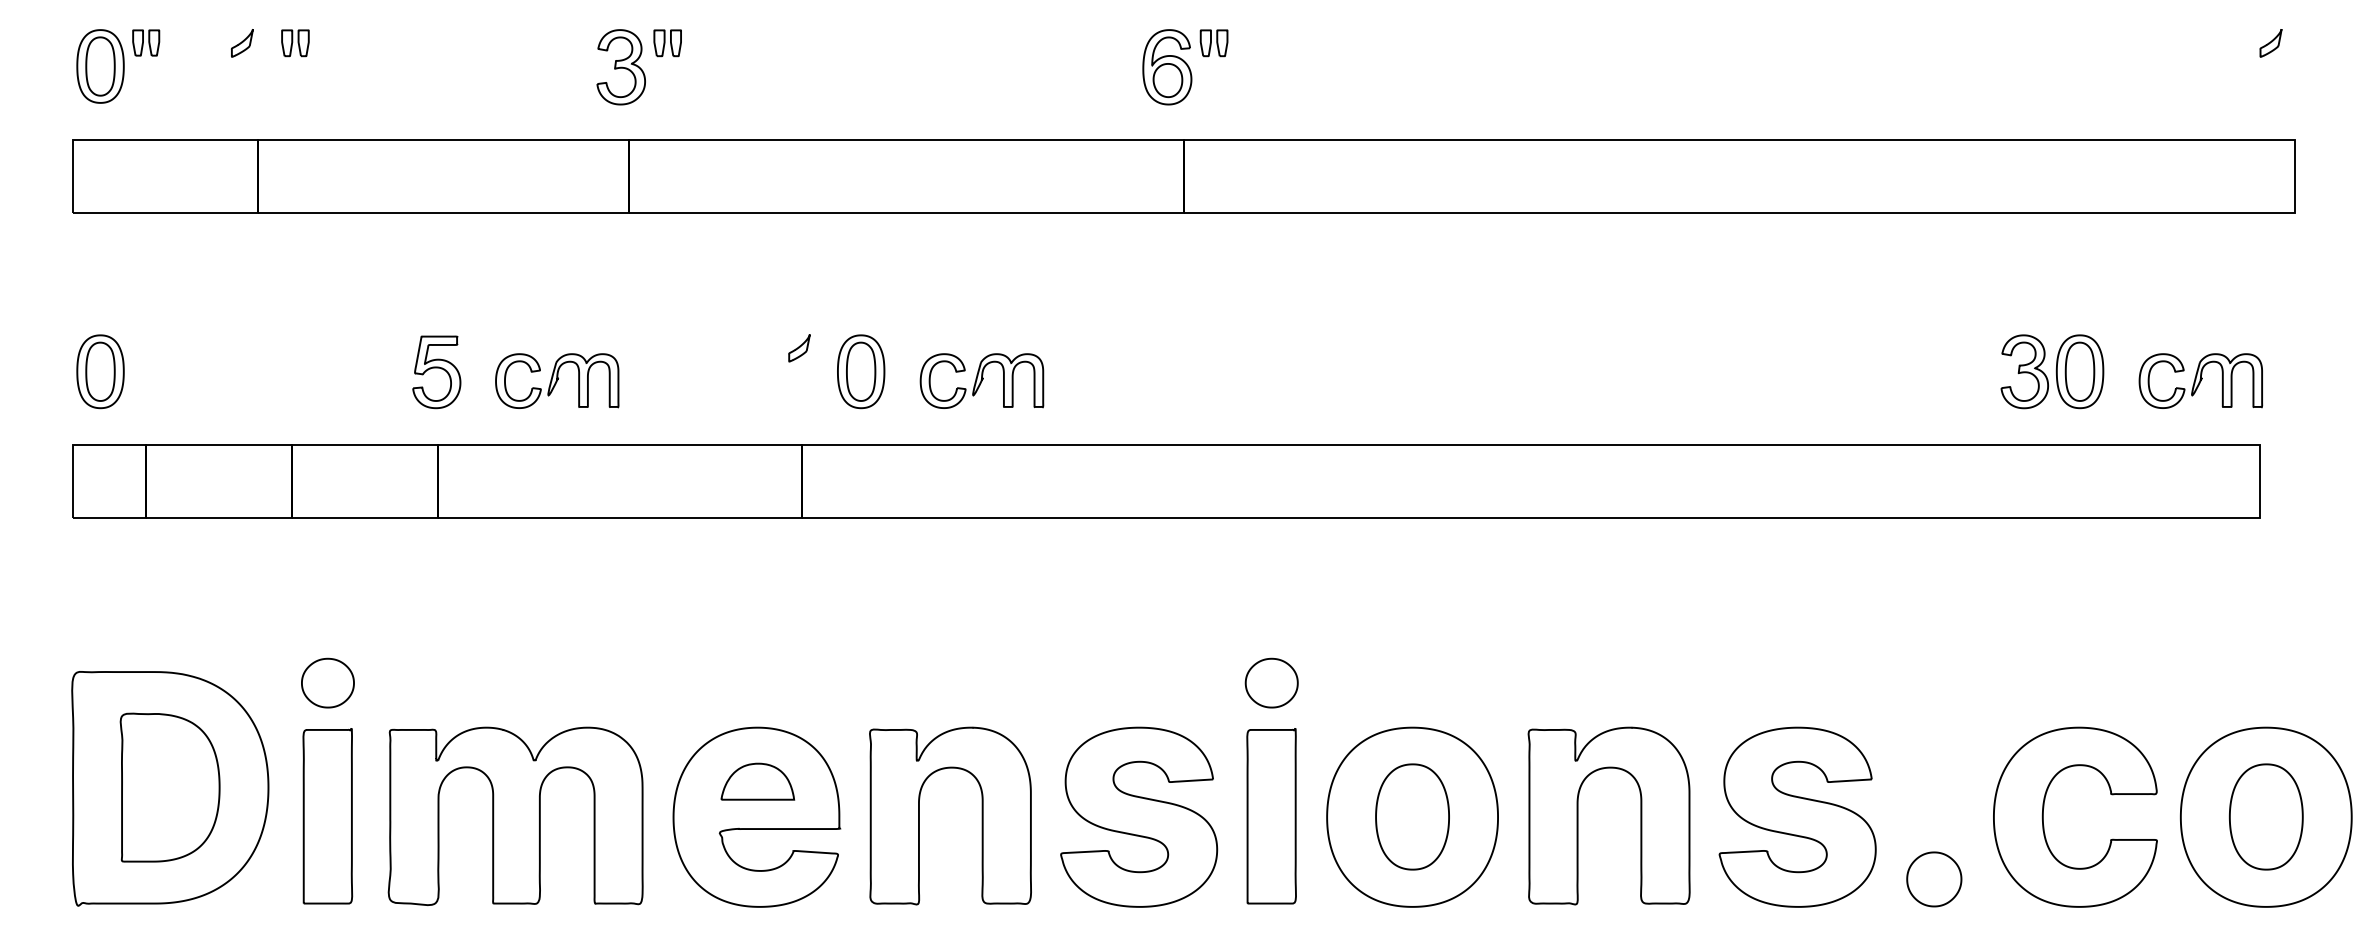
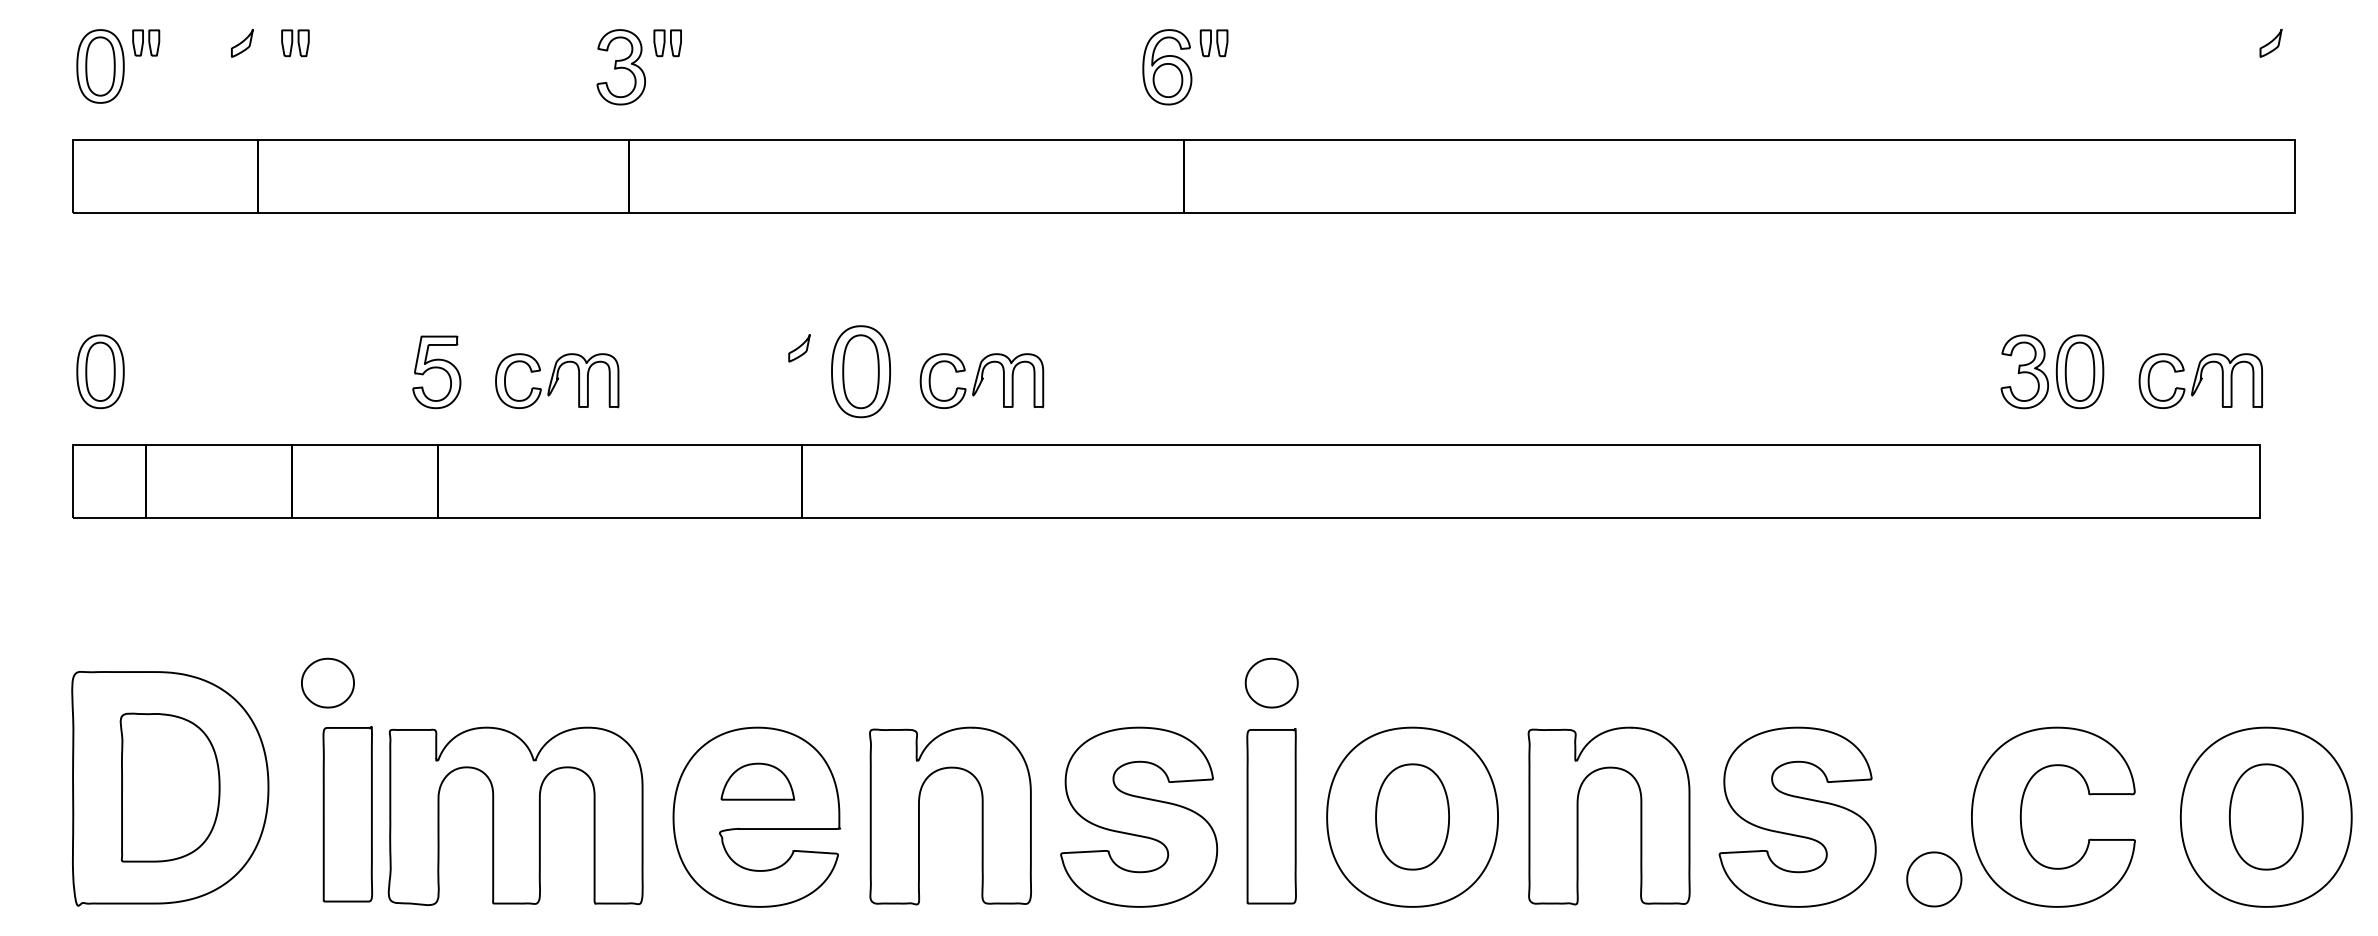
part size: 49x76 px -> 60x94 px (860, 371)
part position: (327, 816) -> (347, 814) (347, 814)
part position: (2043, 816) -> (2021, 816) (2021, 816)
